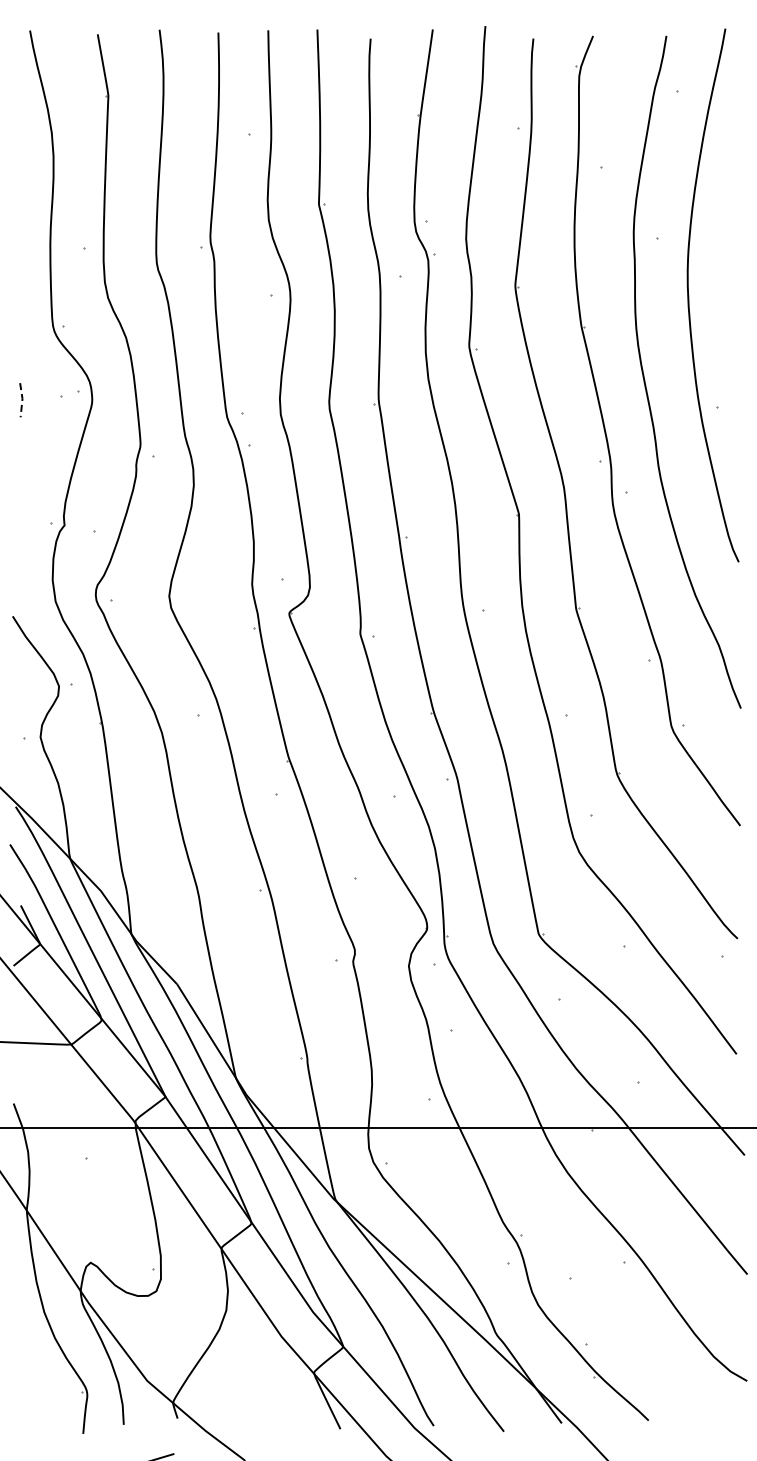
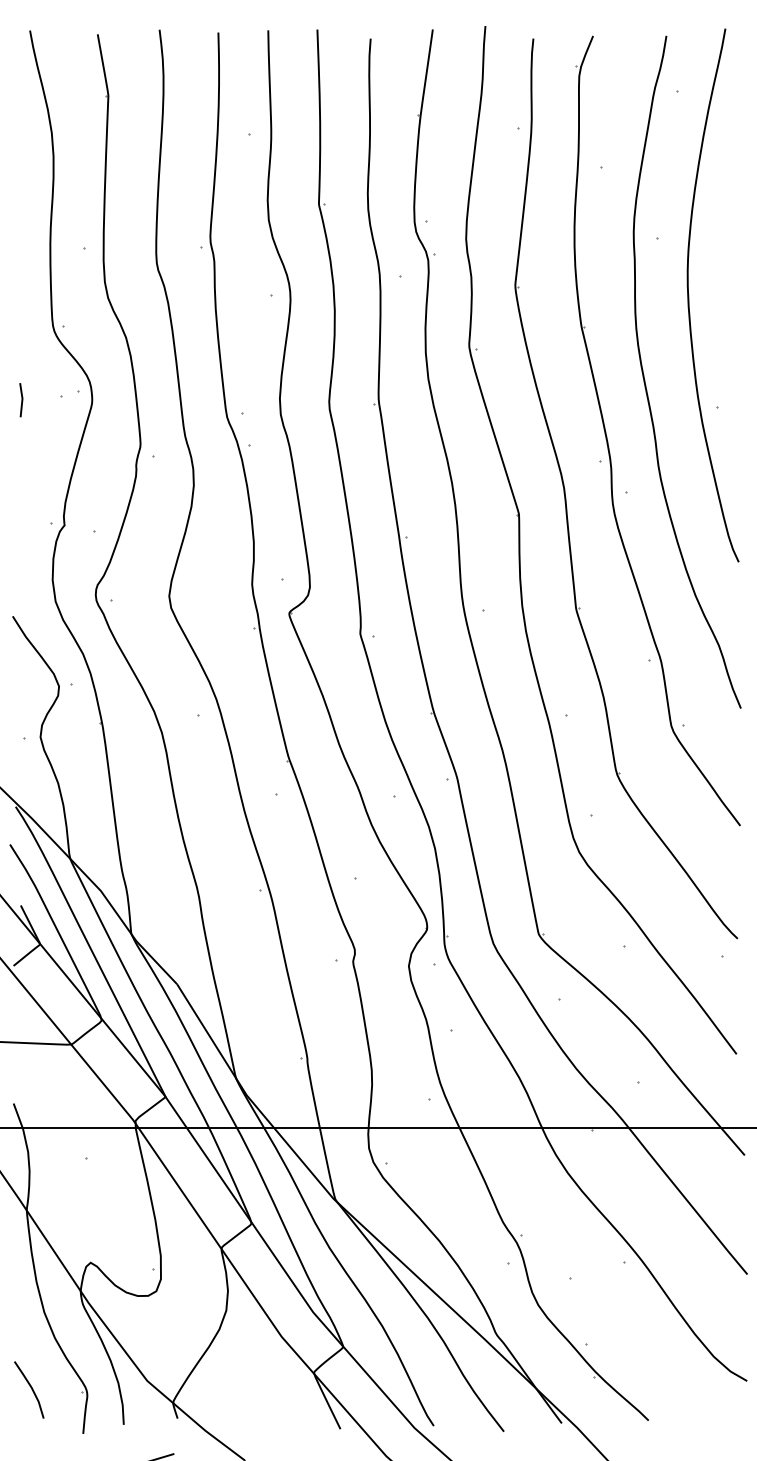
line: dashed -> solid (22, 399)
line: none -> present (31, 1389)
